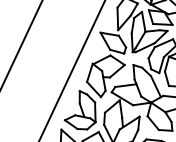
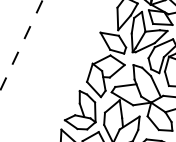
line: solid -> dashed (21, 45)
line: present -> none (72, 70)
